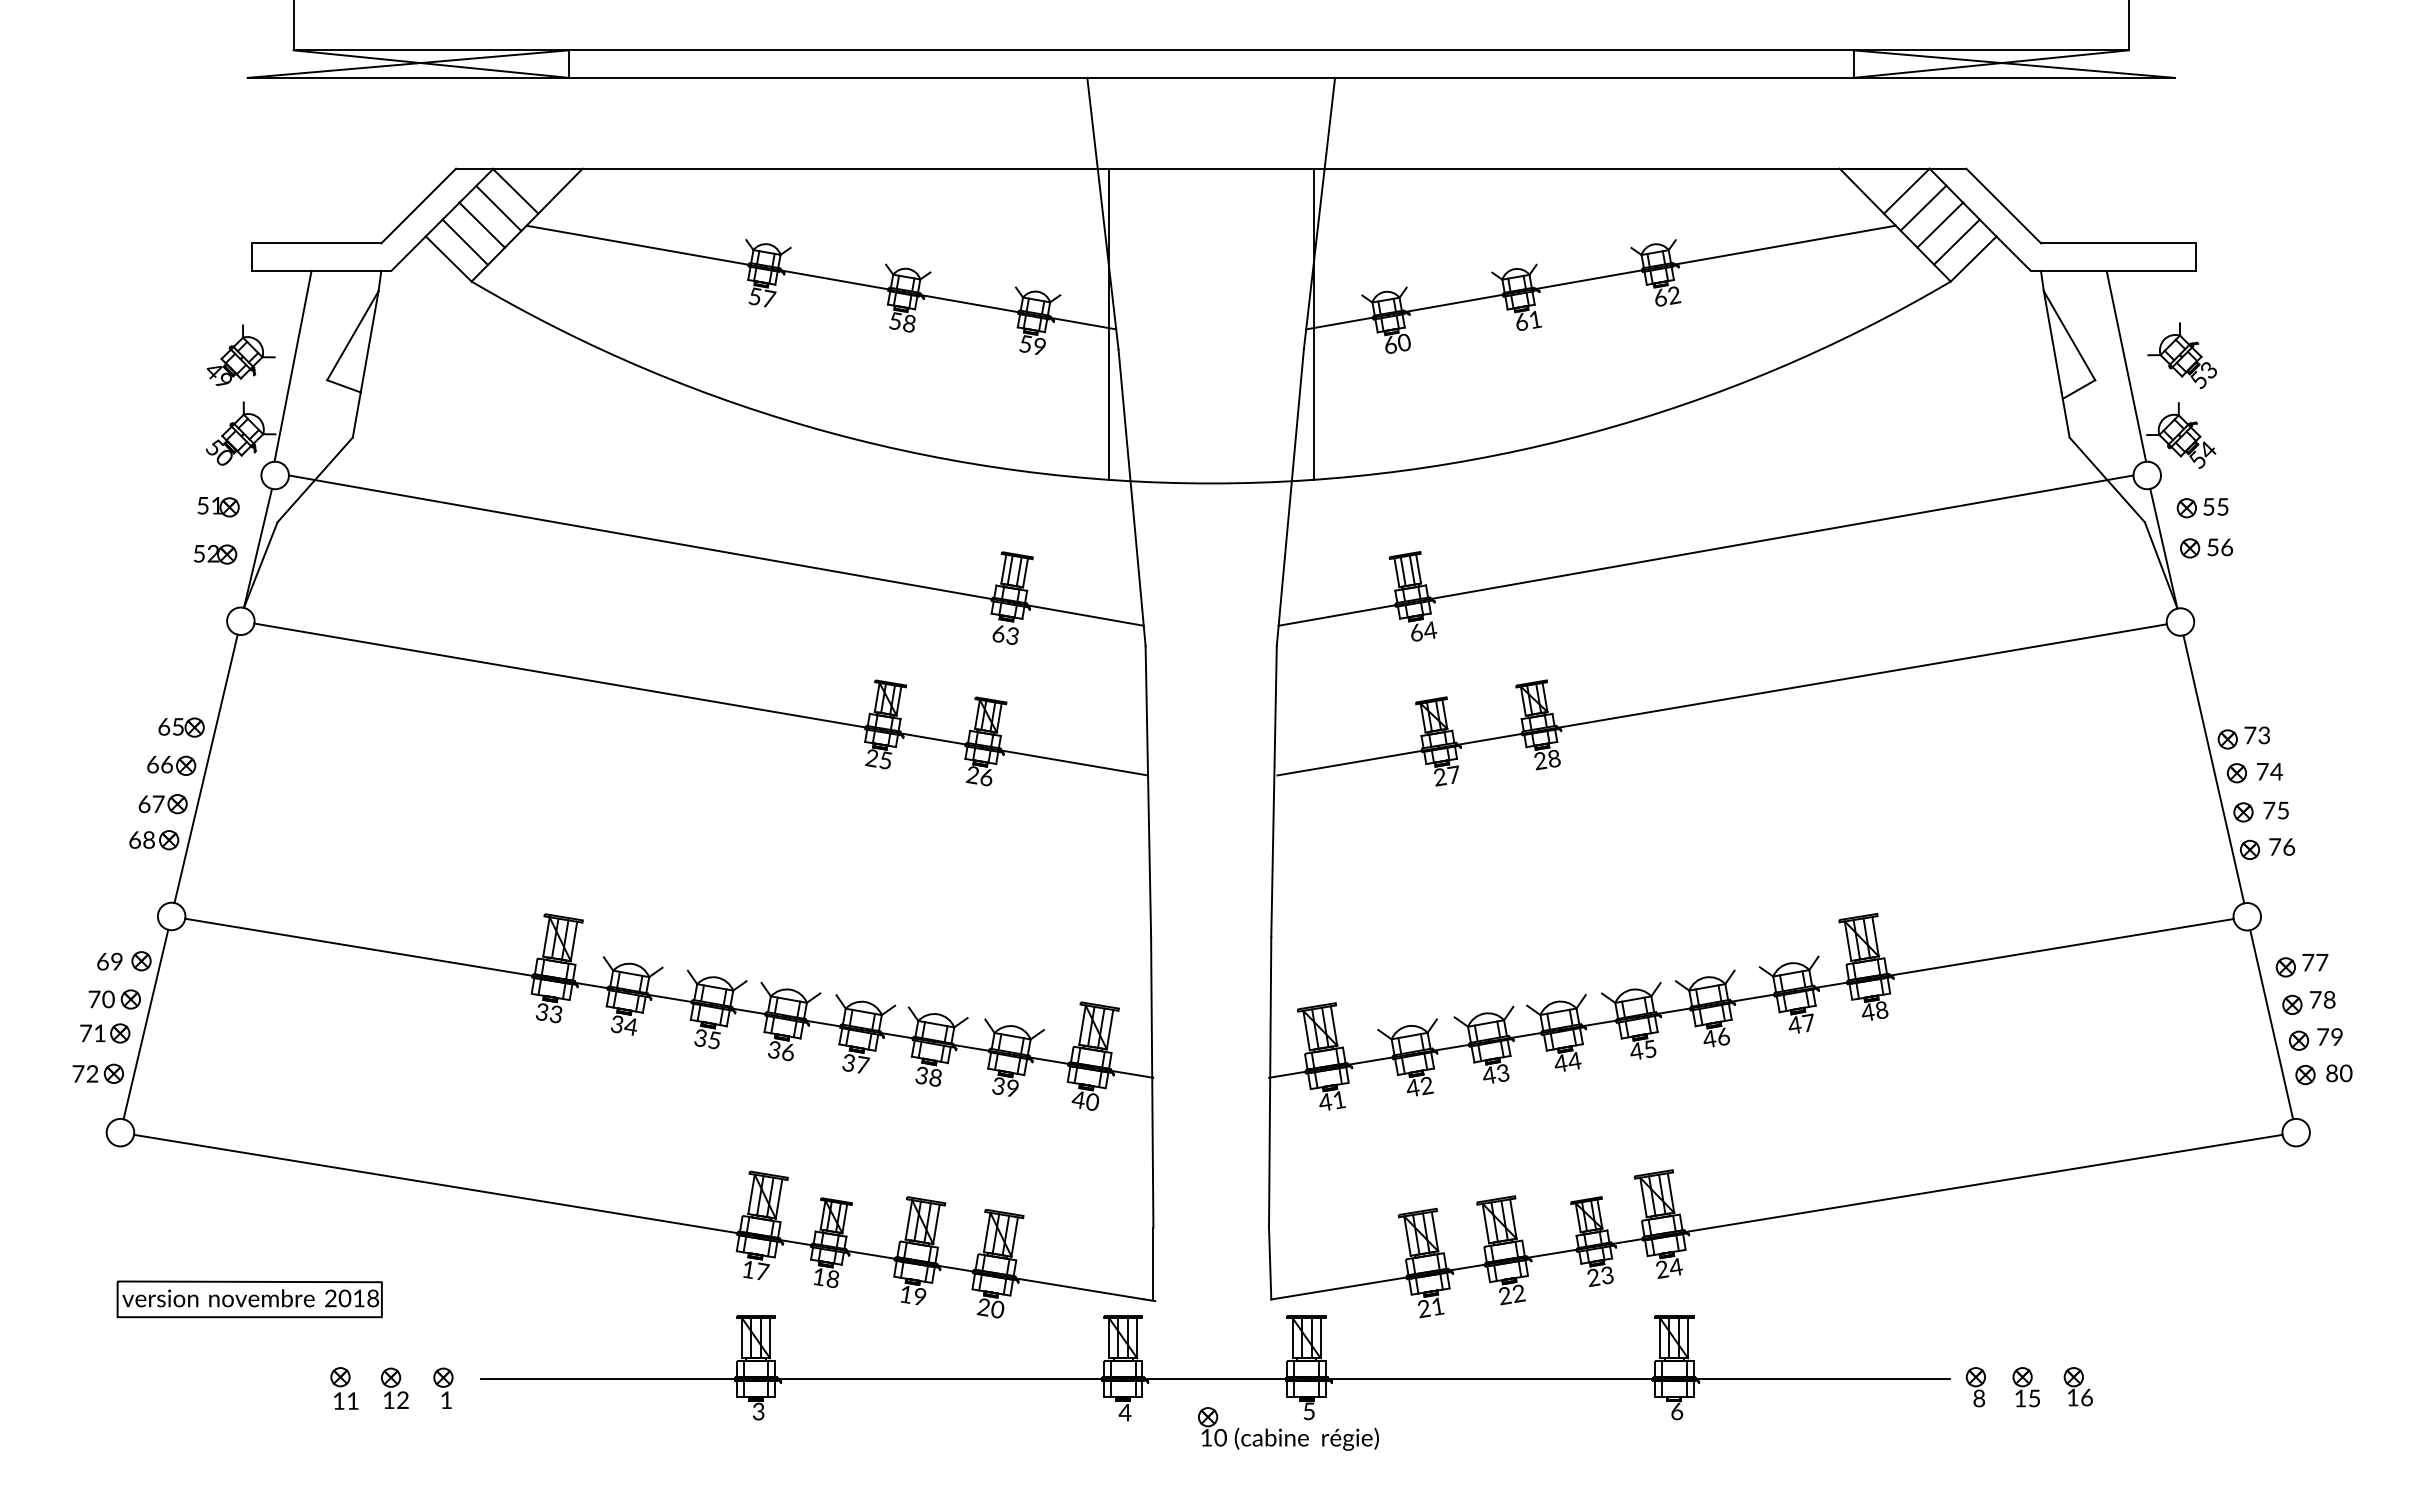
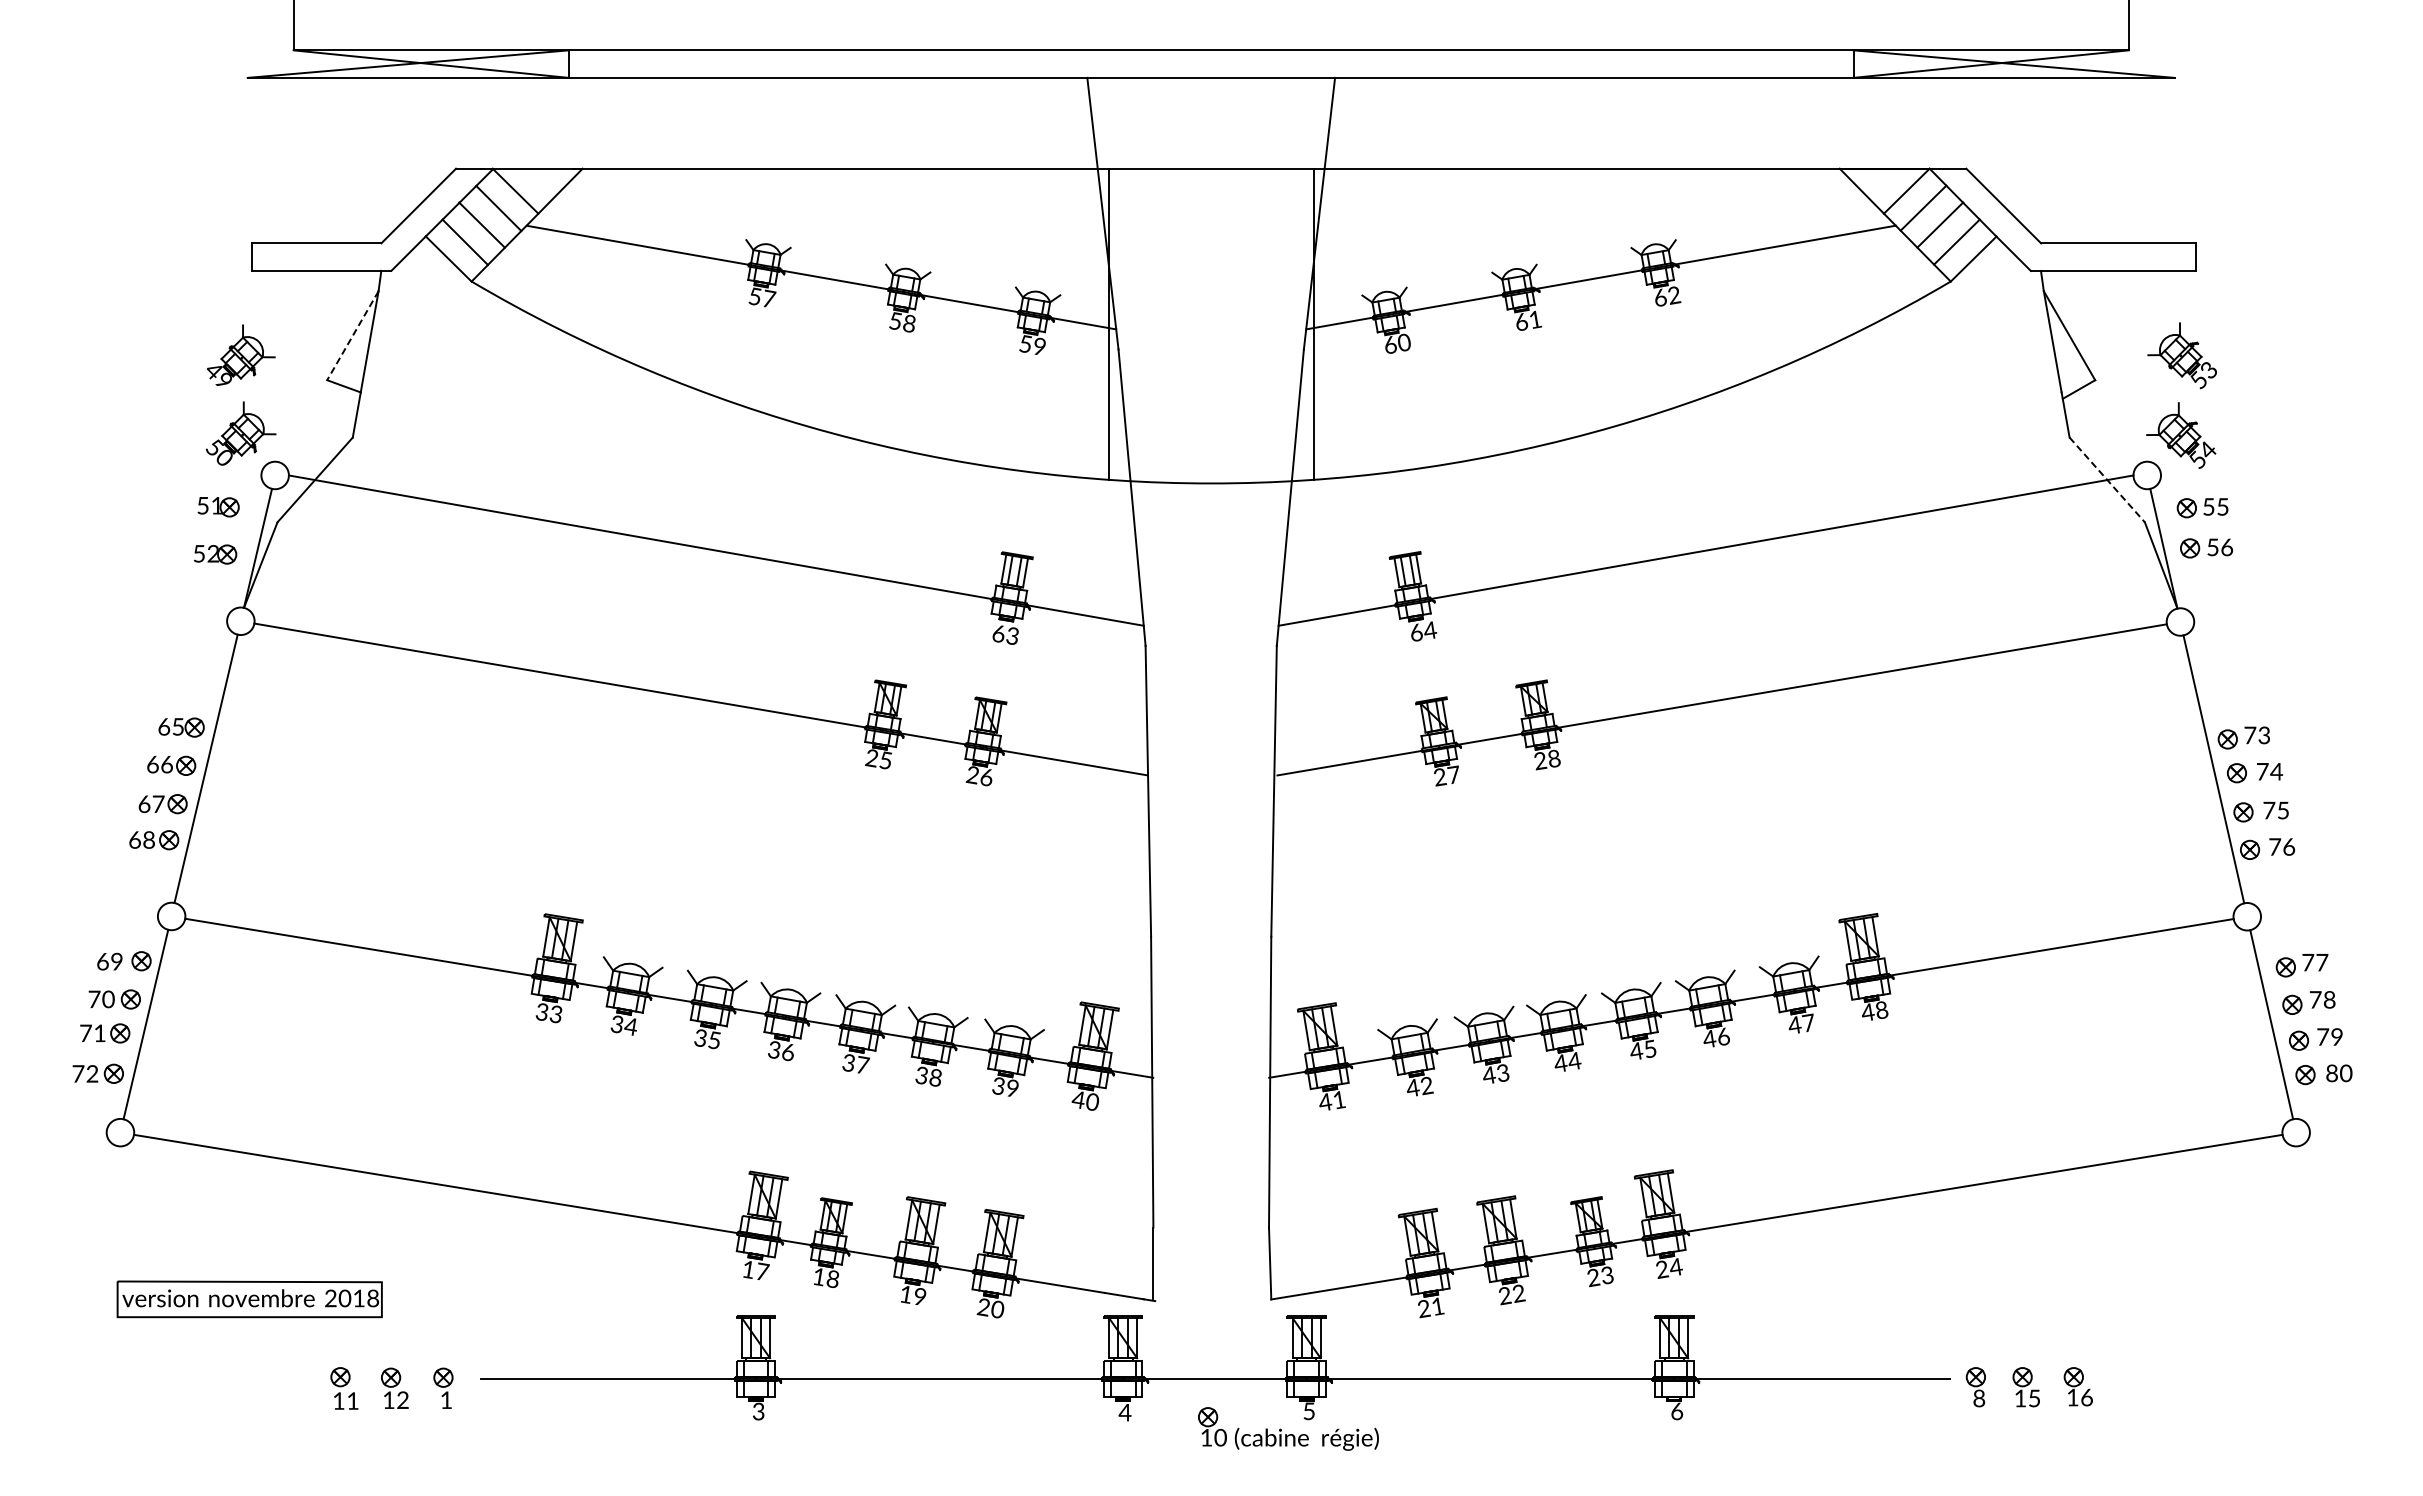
line: solid -> dashed (352, 336)
line: present -> none (292, 365)
line: present -> none (2126, 365)
line: solid -> dashed (2107, 479)
